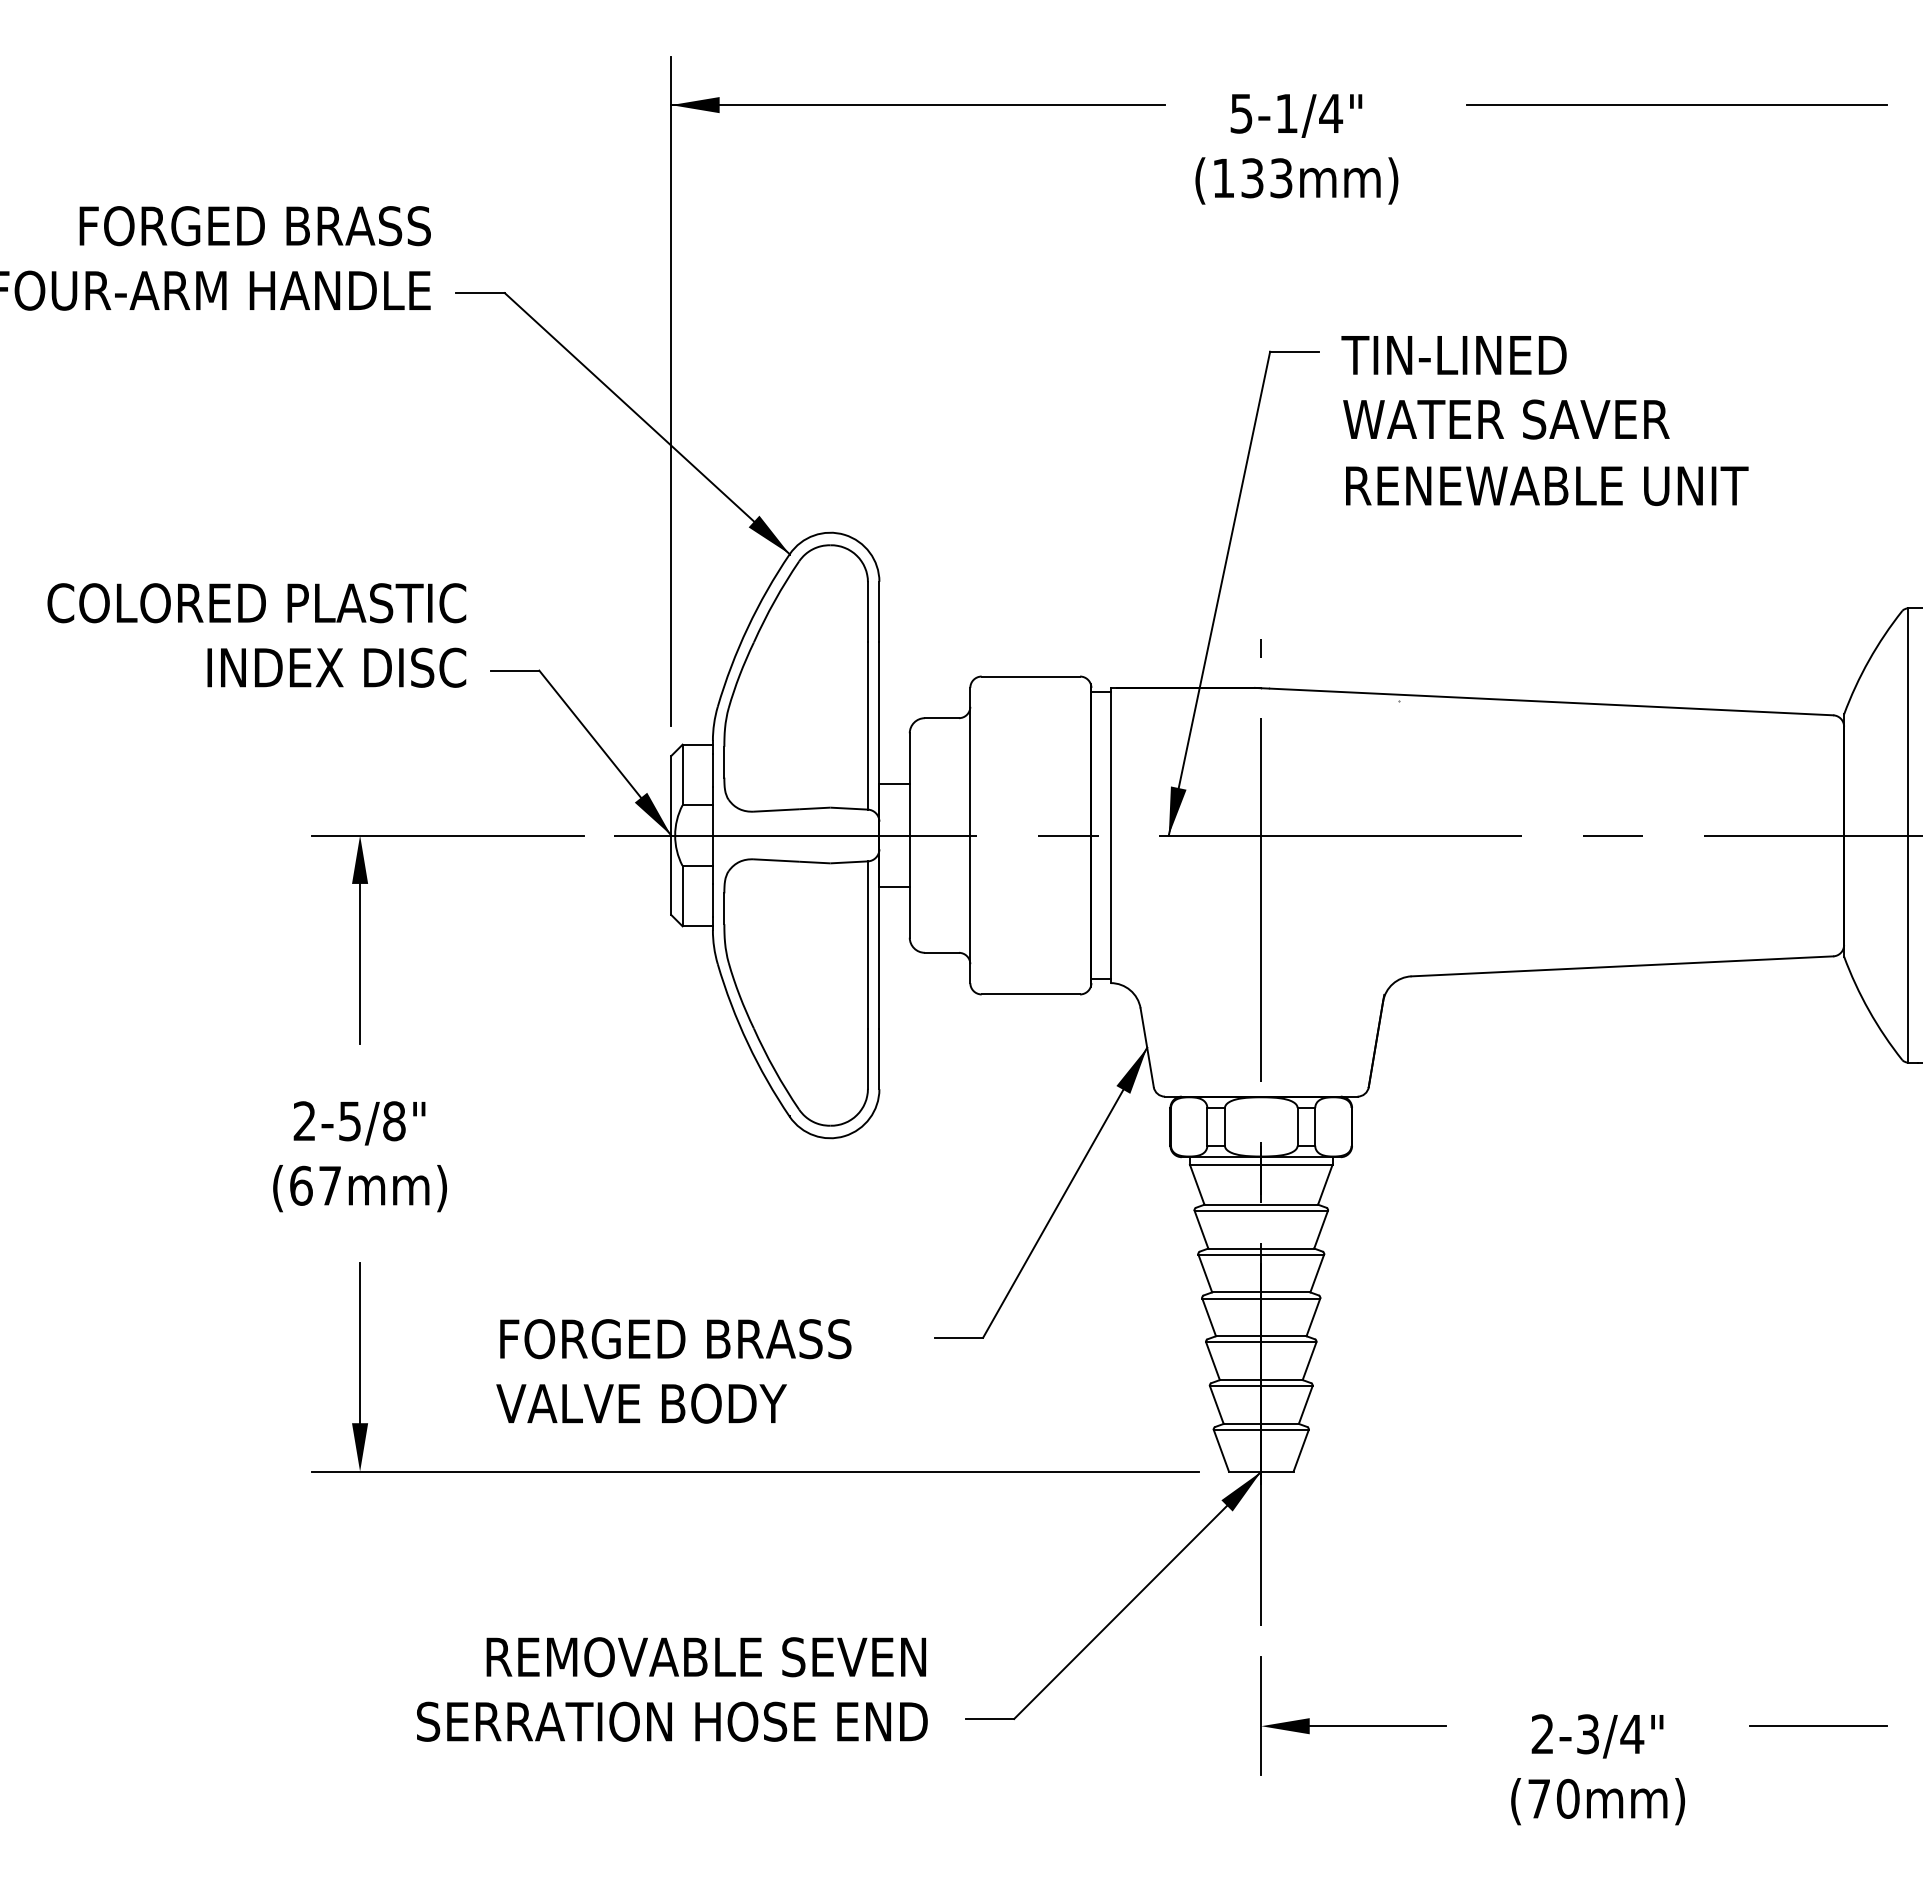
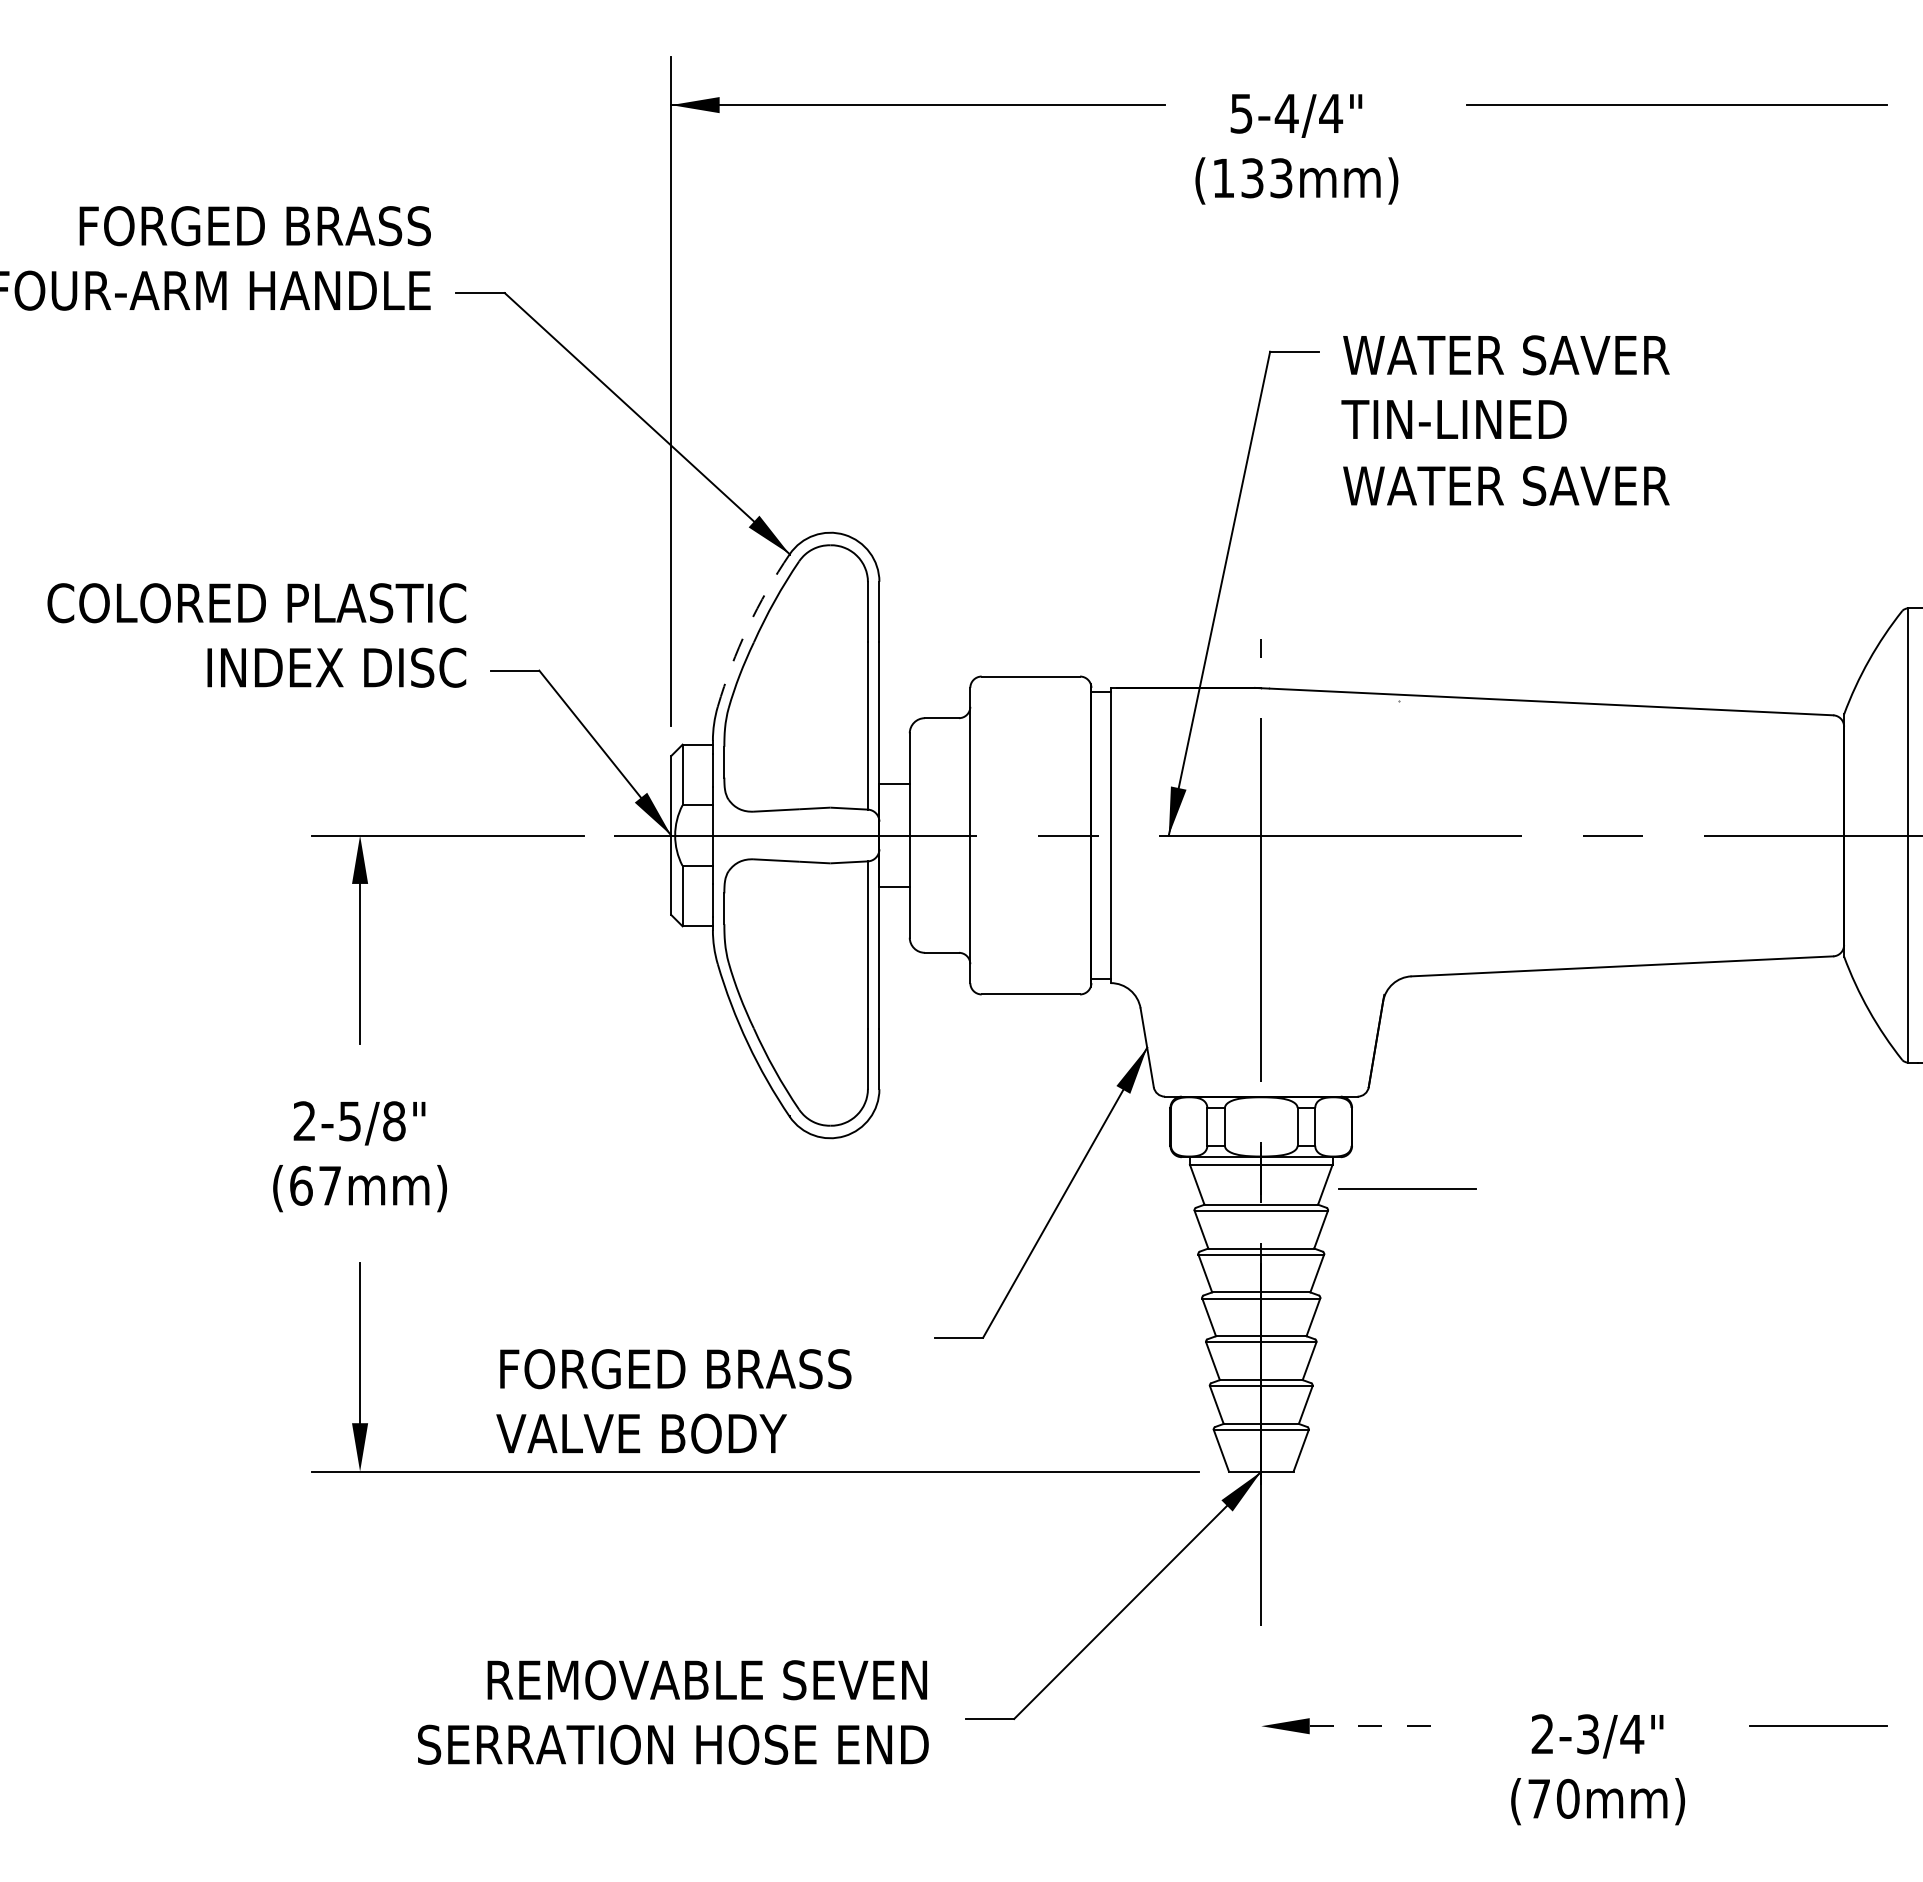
text: 5-1/4" -> 5-4/4" (1286, 113)
text: TIN-LINED -> WATER SAVER (1505, 355)
text: WATER SAVER -> TIN-LINED (1505, 419)
text: RENEWABLE UNIT -> WATER SAVER (1545, 486)
arc: solid -> dashed (747, 627)
line: none -> present (1407, 1188)
text position: (673, 1371) -> (673, 1401) (673, 1401)
text position: (672, 1689) -> (673, 1712) (673, 1712)
line: present -> none (1261, 1715)
line: solid -> dashed (1378, 1726)
